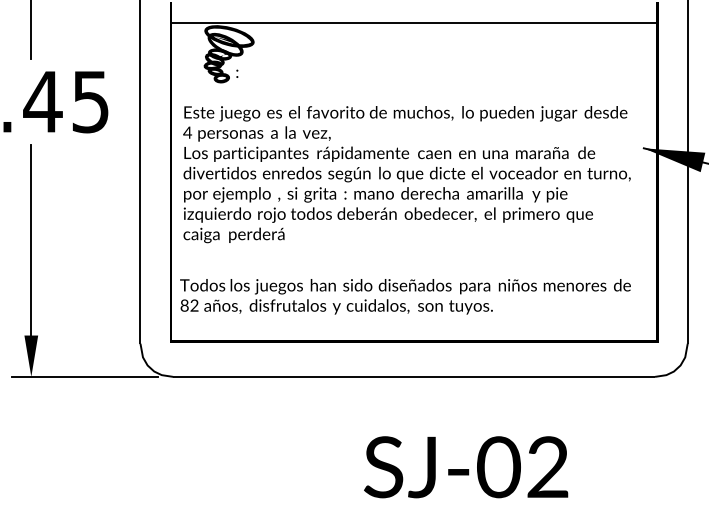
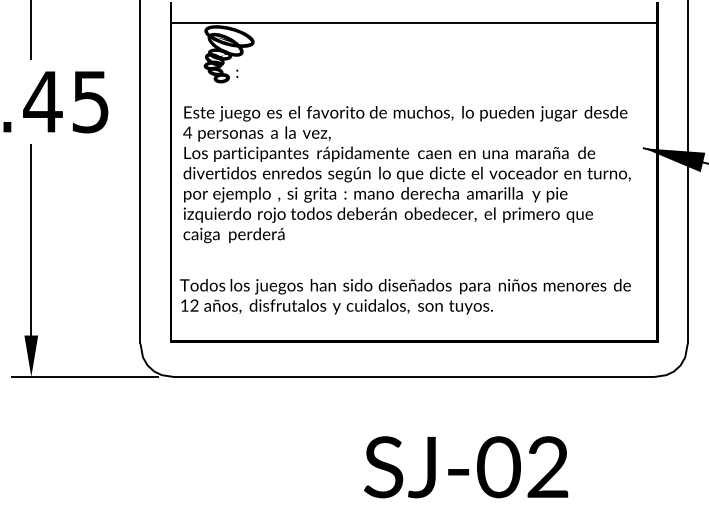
text: 82 -> 12 (184, 305)
